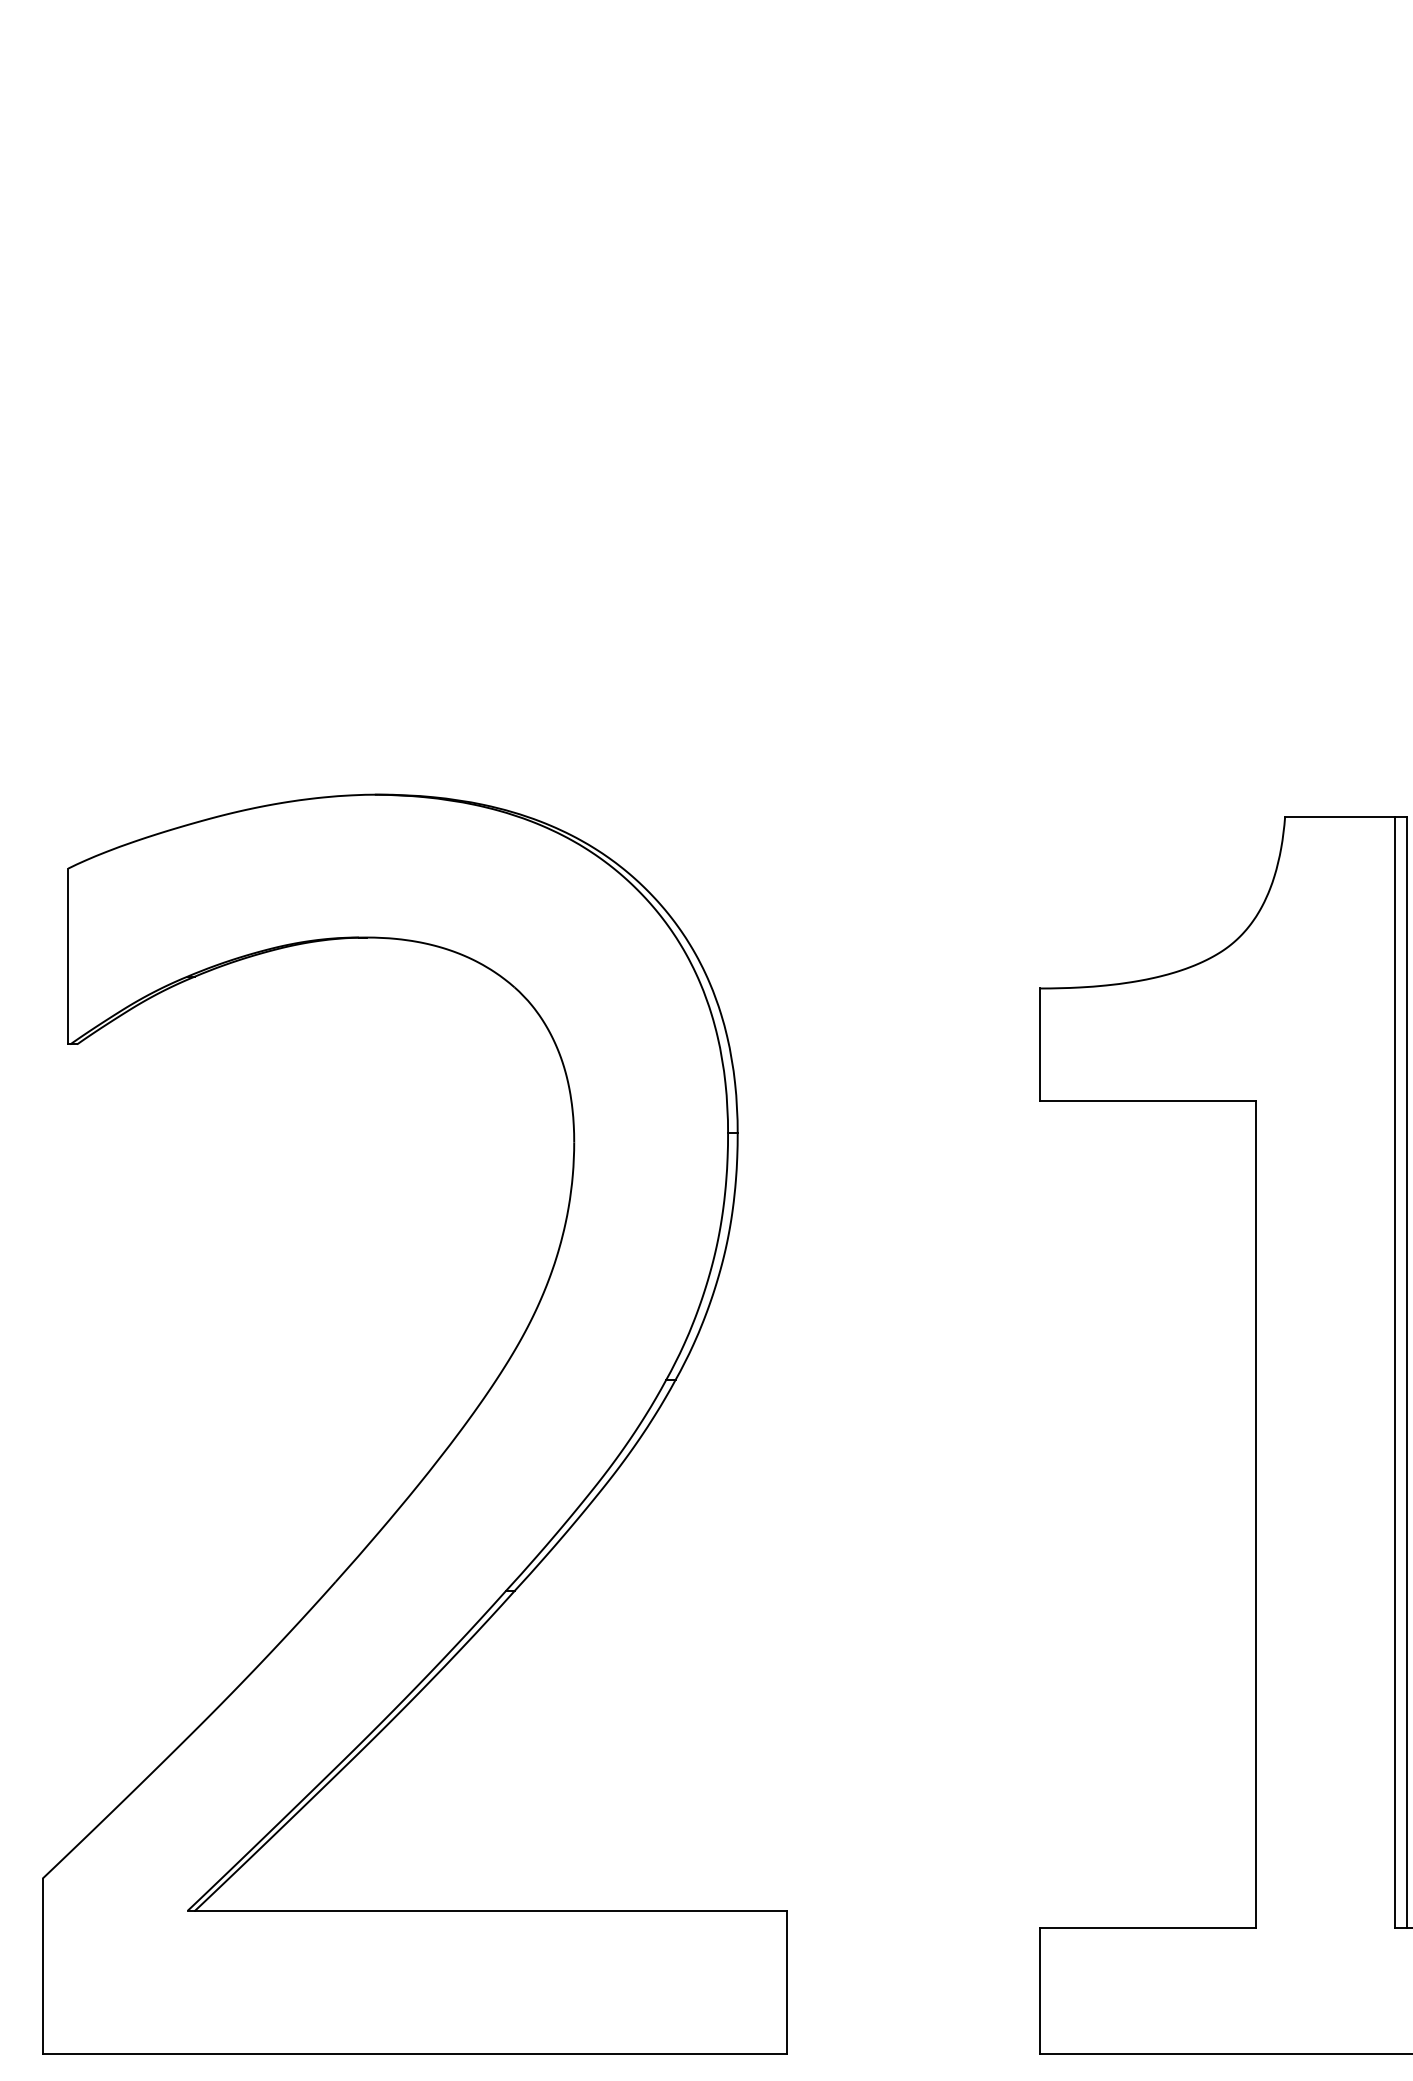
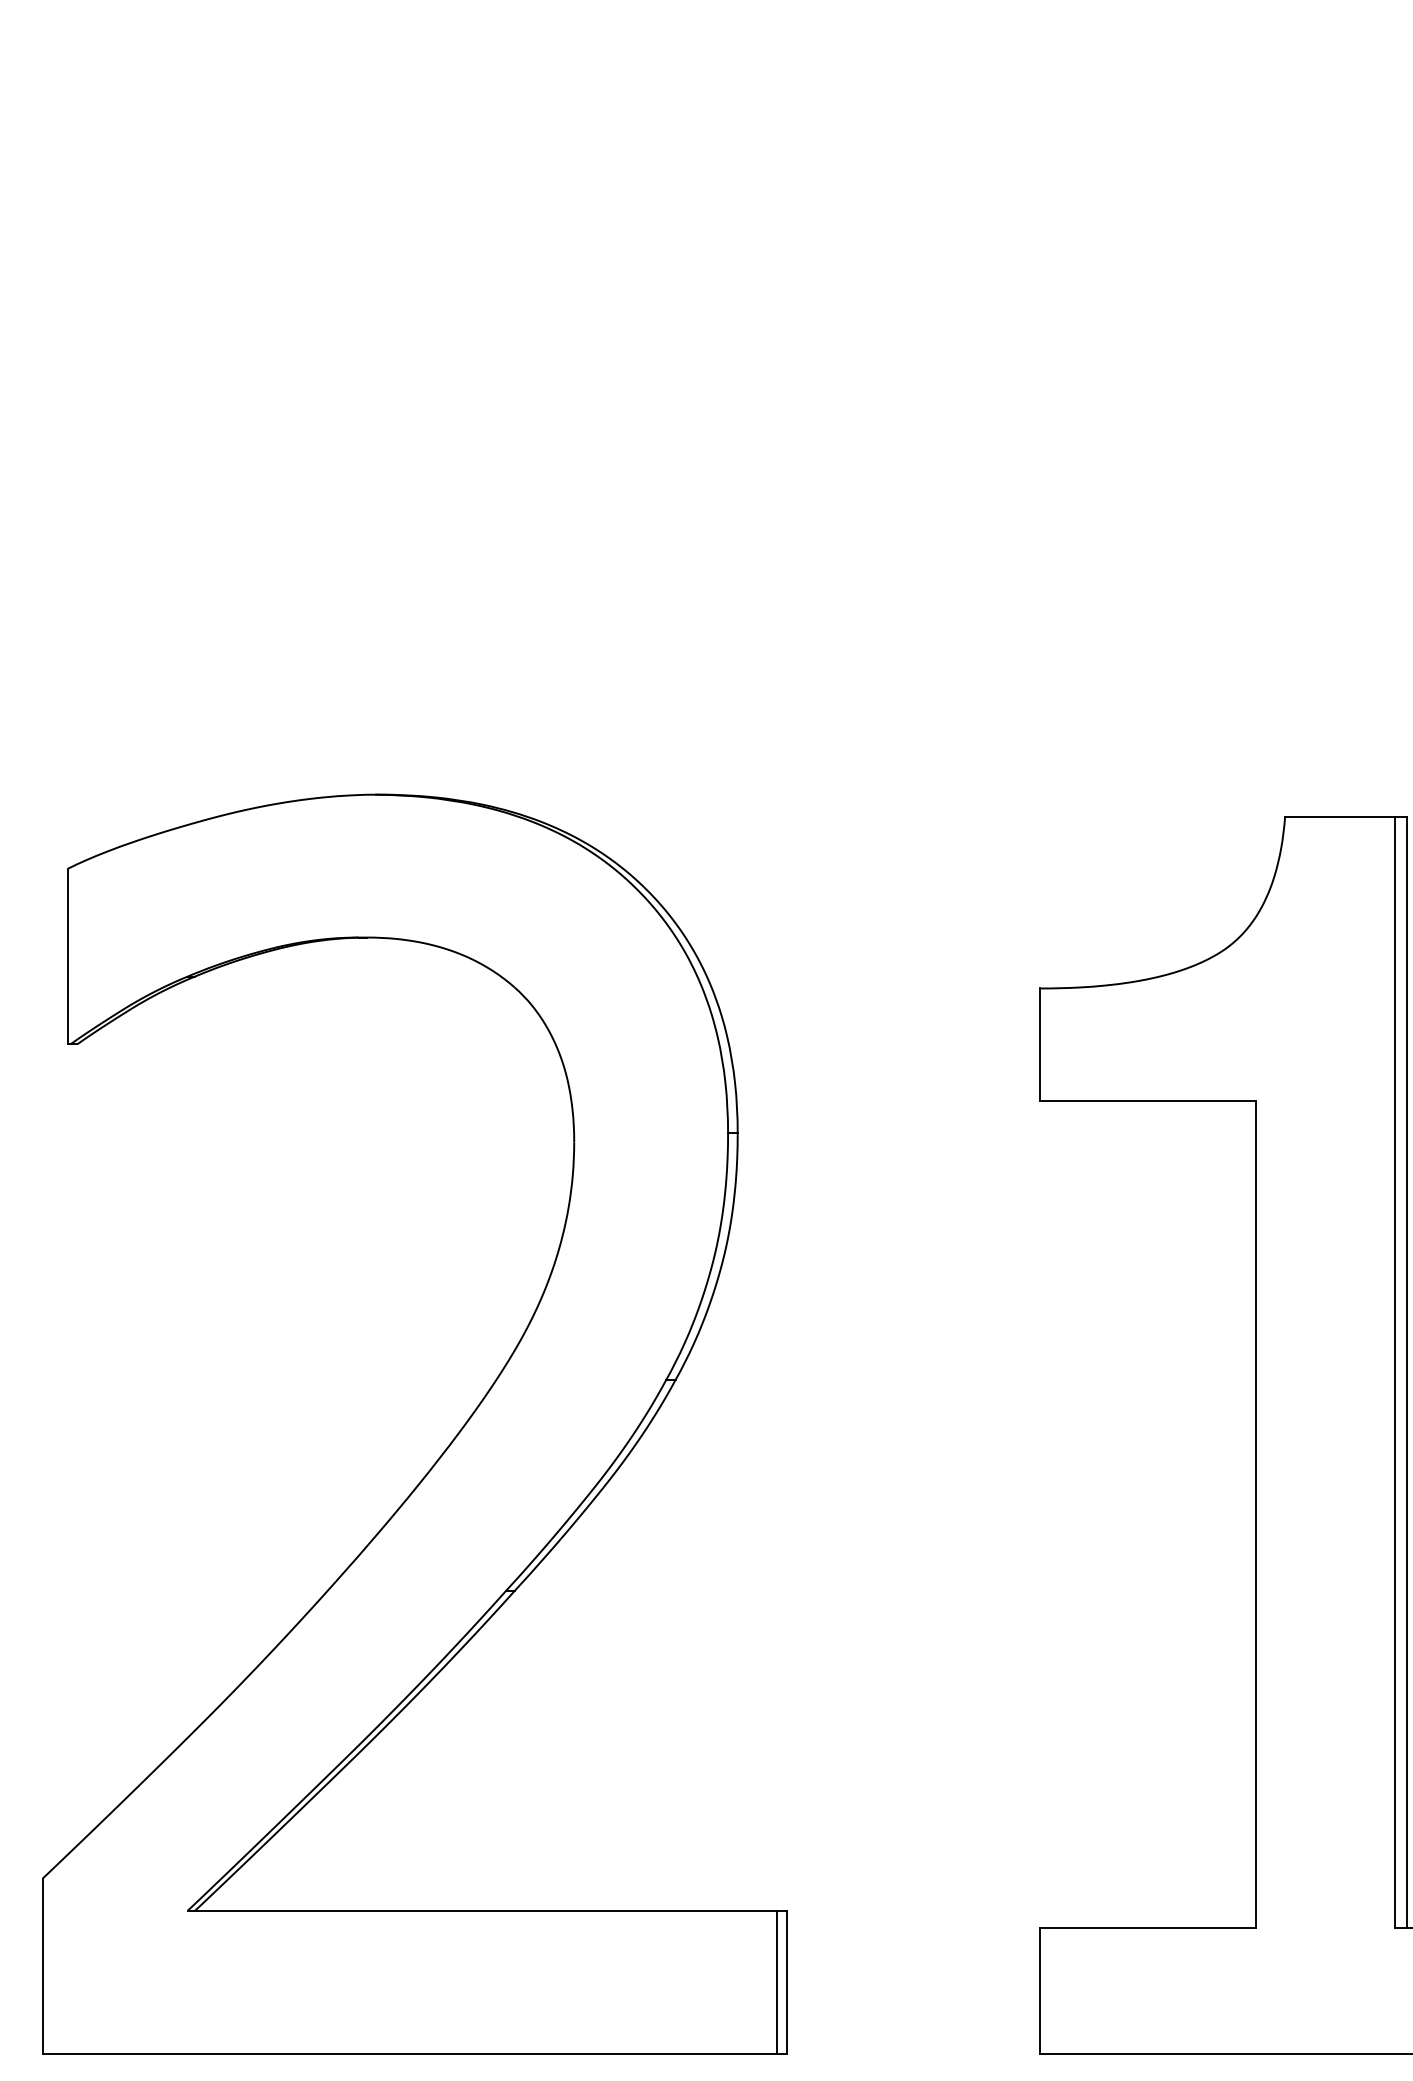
line: none -> present (777, 1981)
